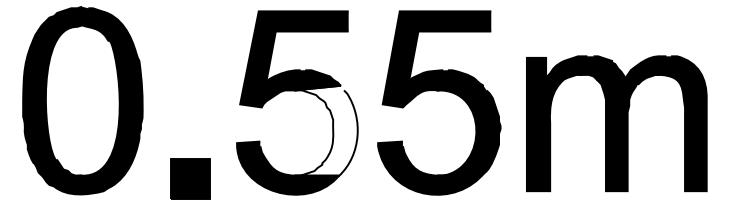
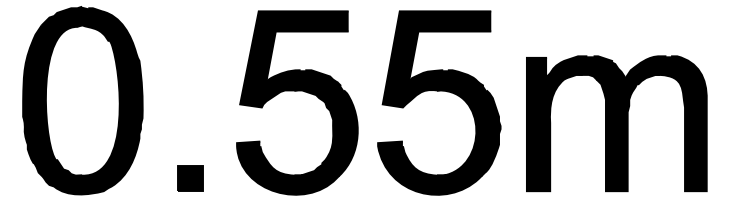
fill: none -> present (325, 130)
part size: 41x42 px -> 27x27 px (190, 178)
